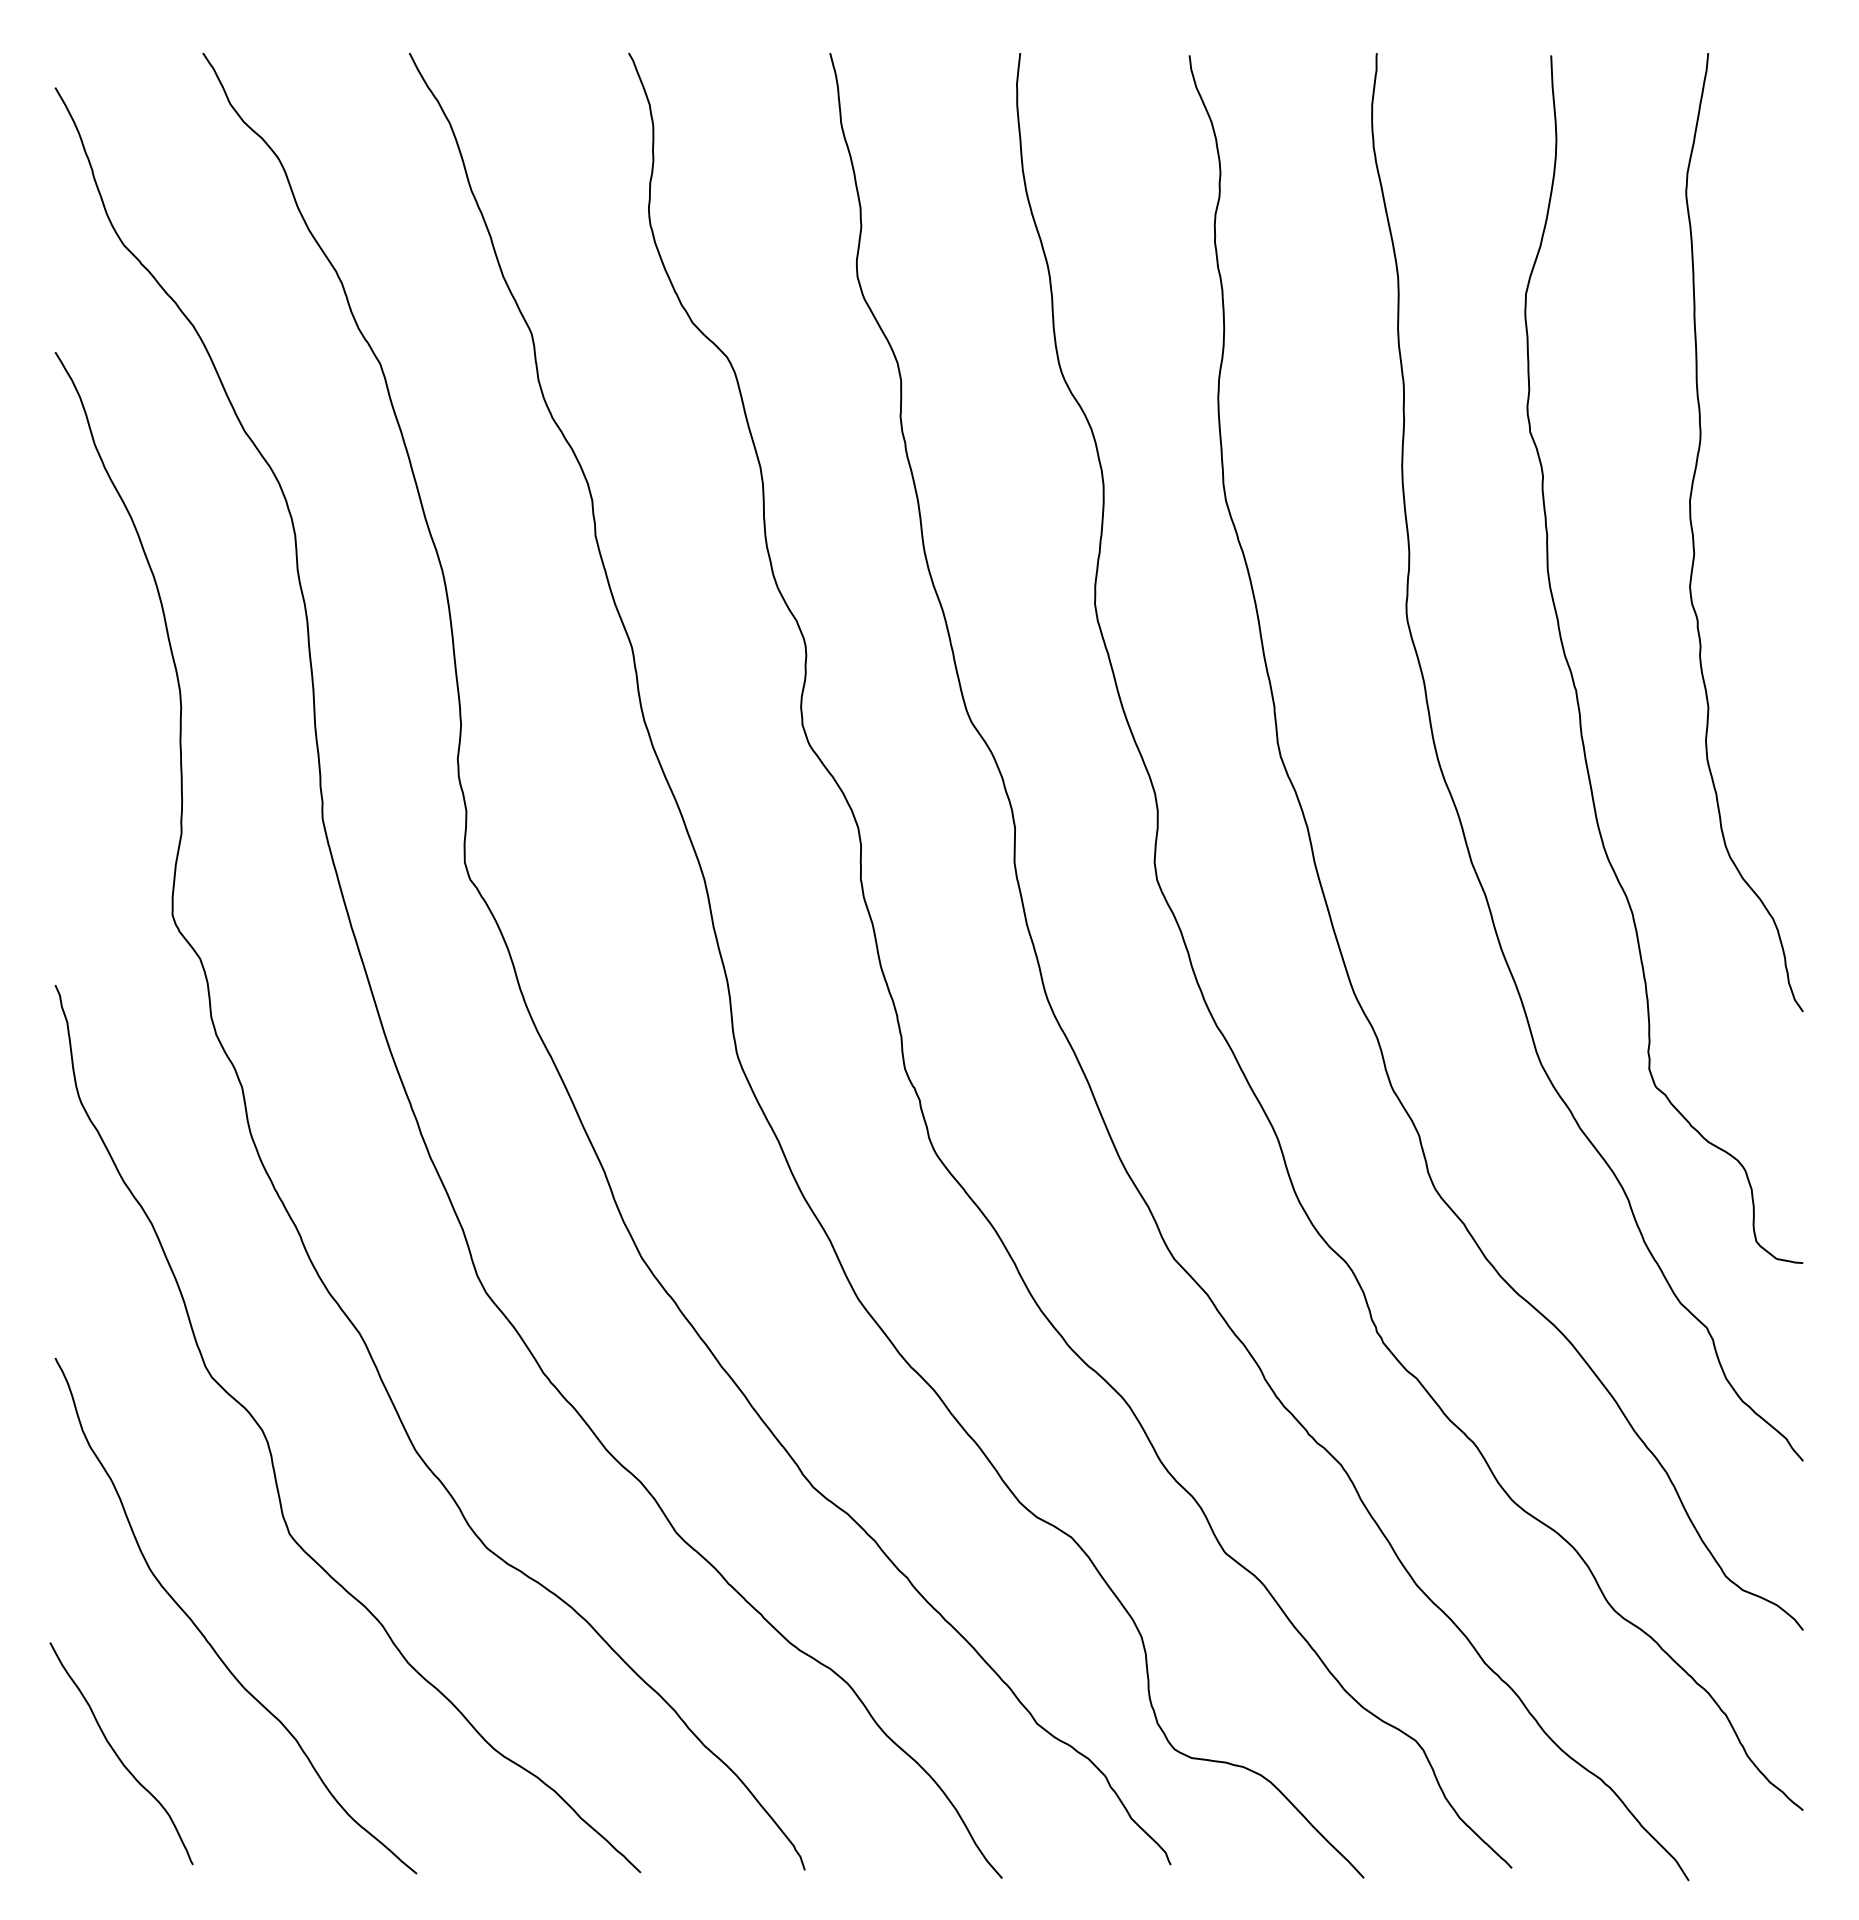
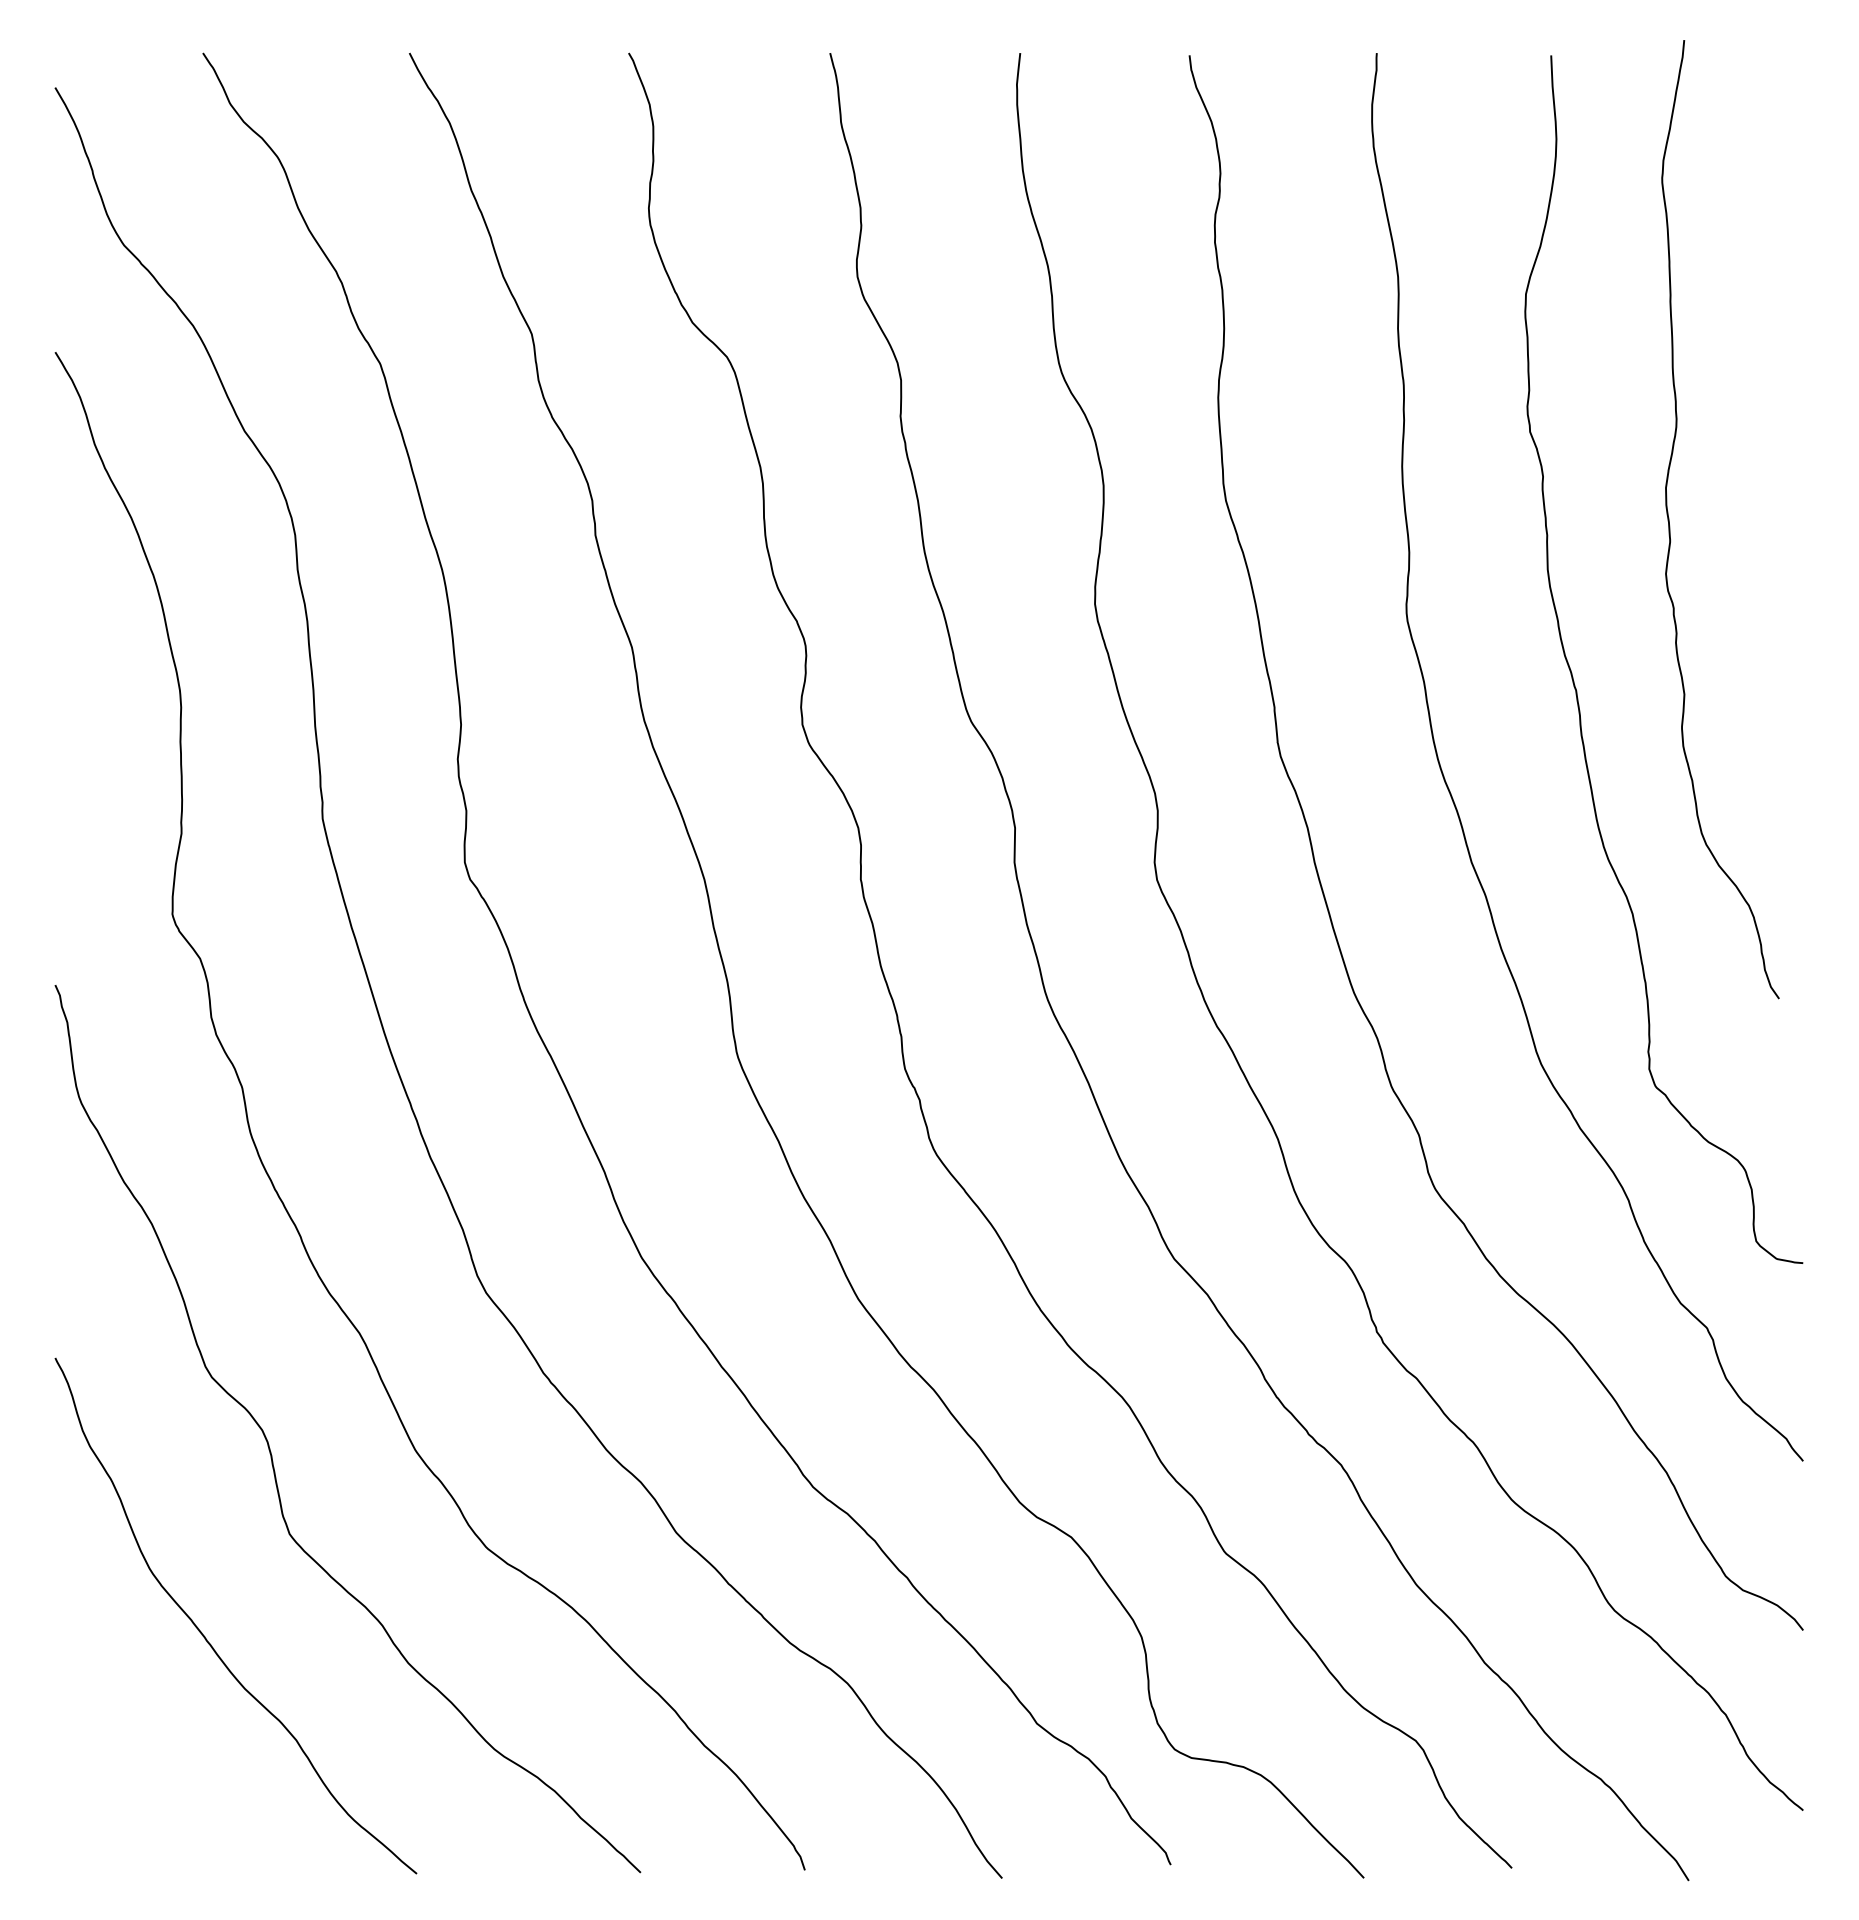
curve position: (1694, 539) -> (1670, 526) (1670, 526)
curve: present -> none (118, 1755)
